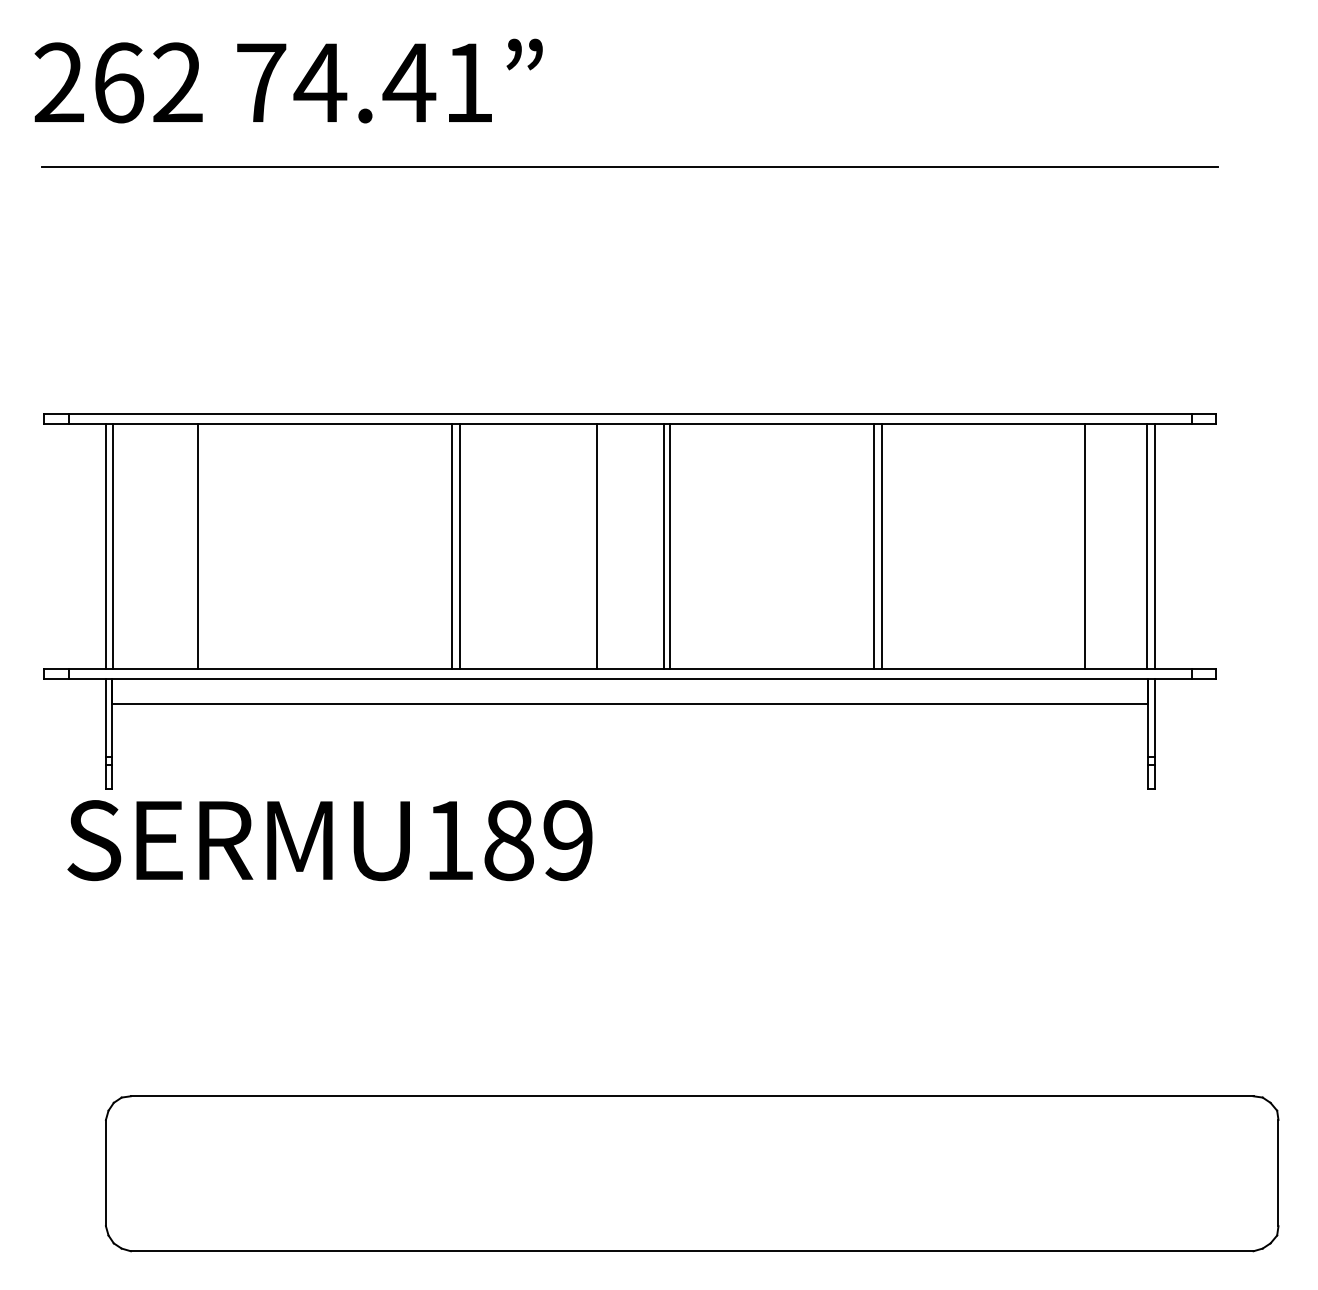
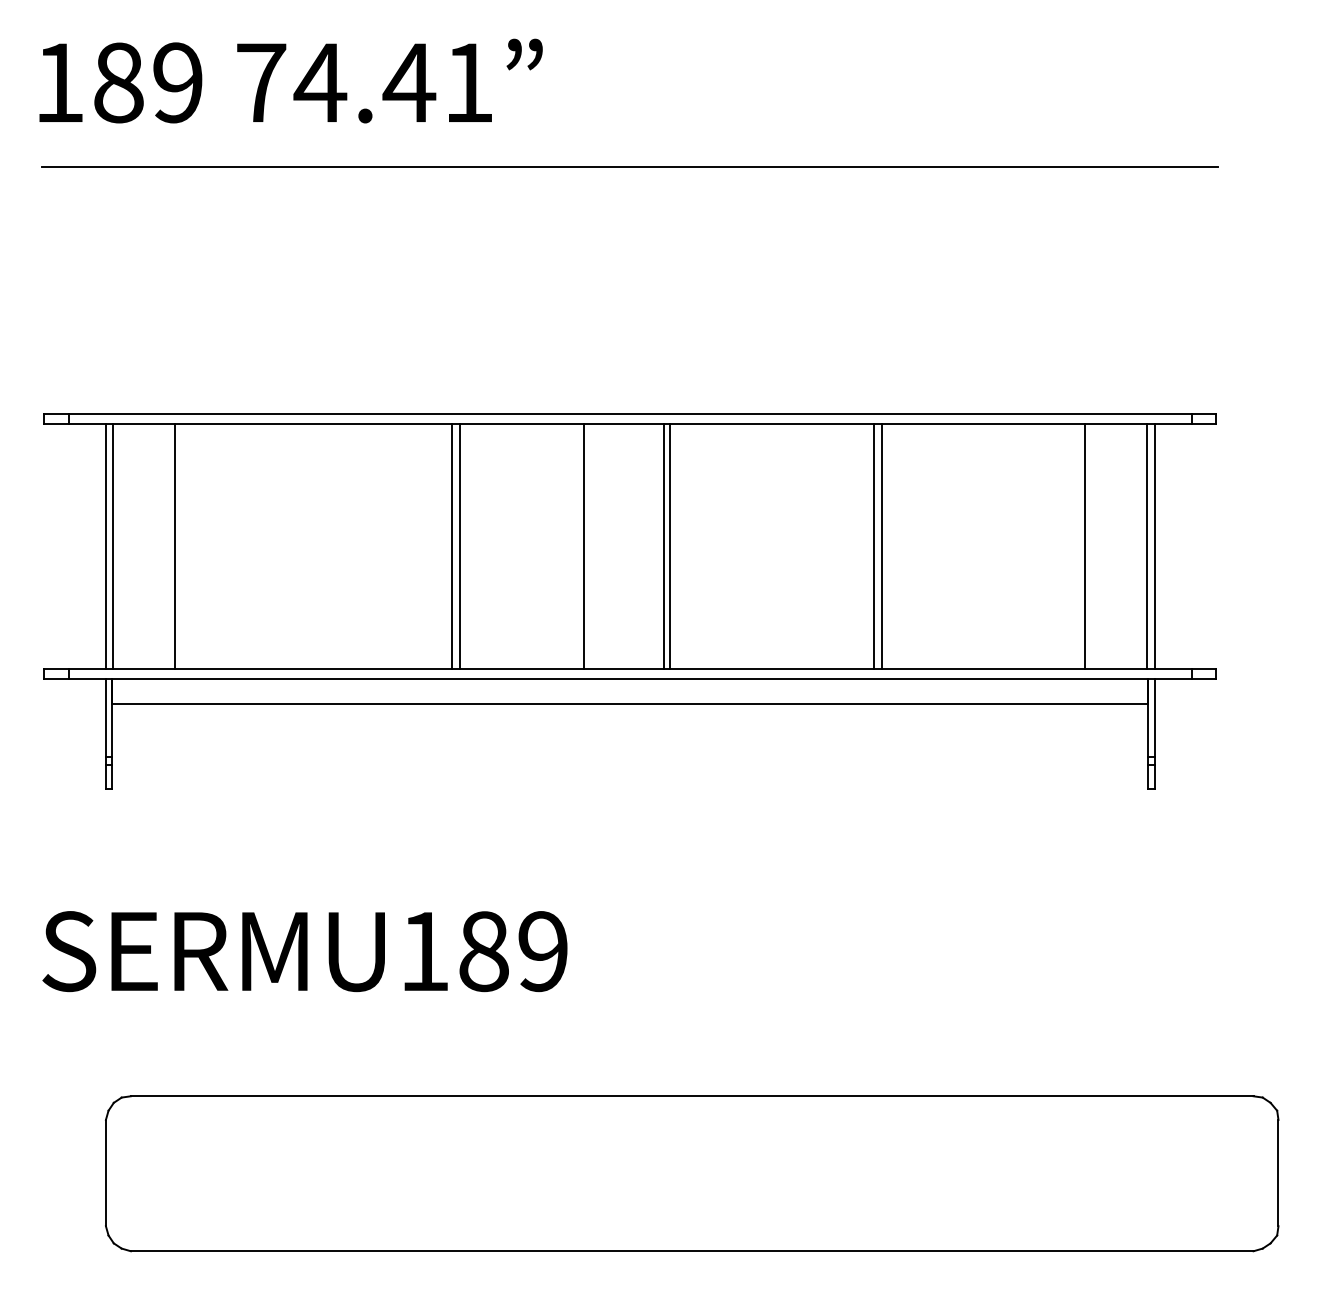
text: 262 -> 189 (118, 82)
line position: (198, 546) -> (175, 546) (175, 546)
line position: (596, 546) -> (583, 546) (583, 546)
text position: (329, 840) -> (304, 951) (304, 951)
